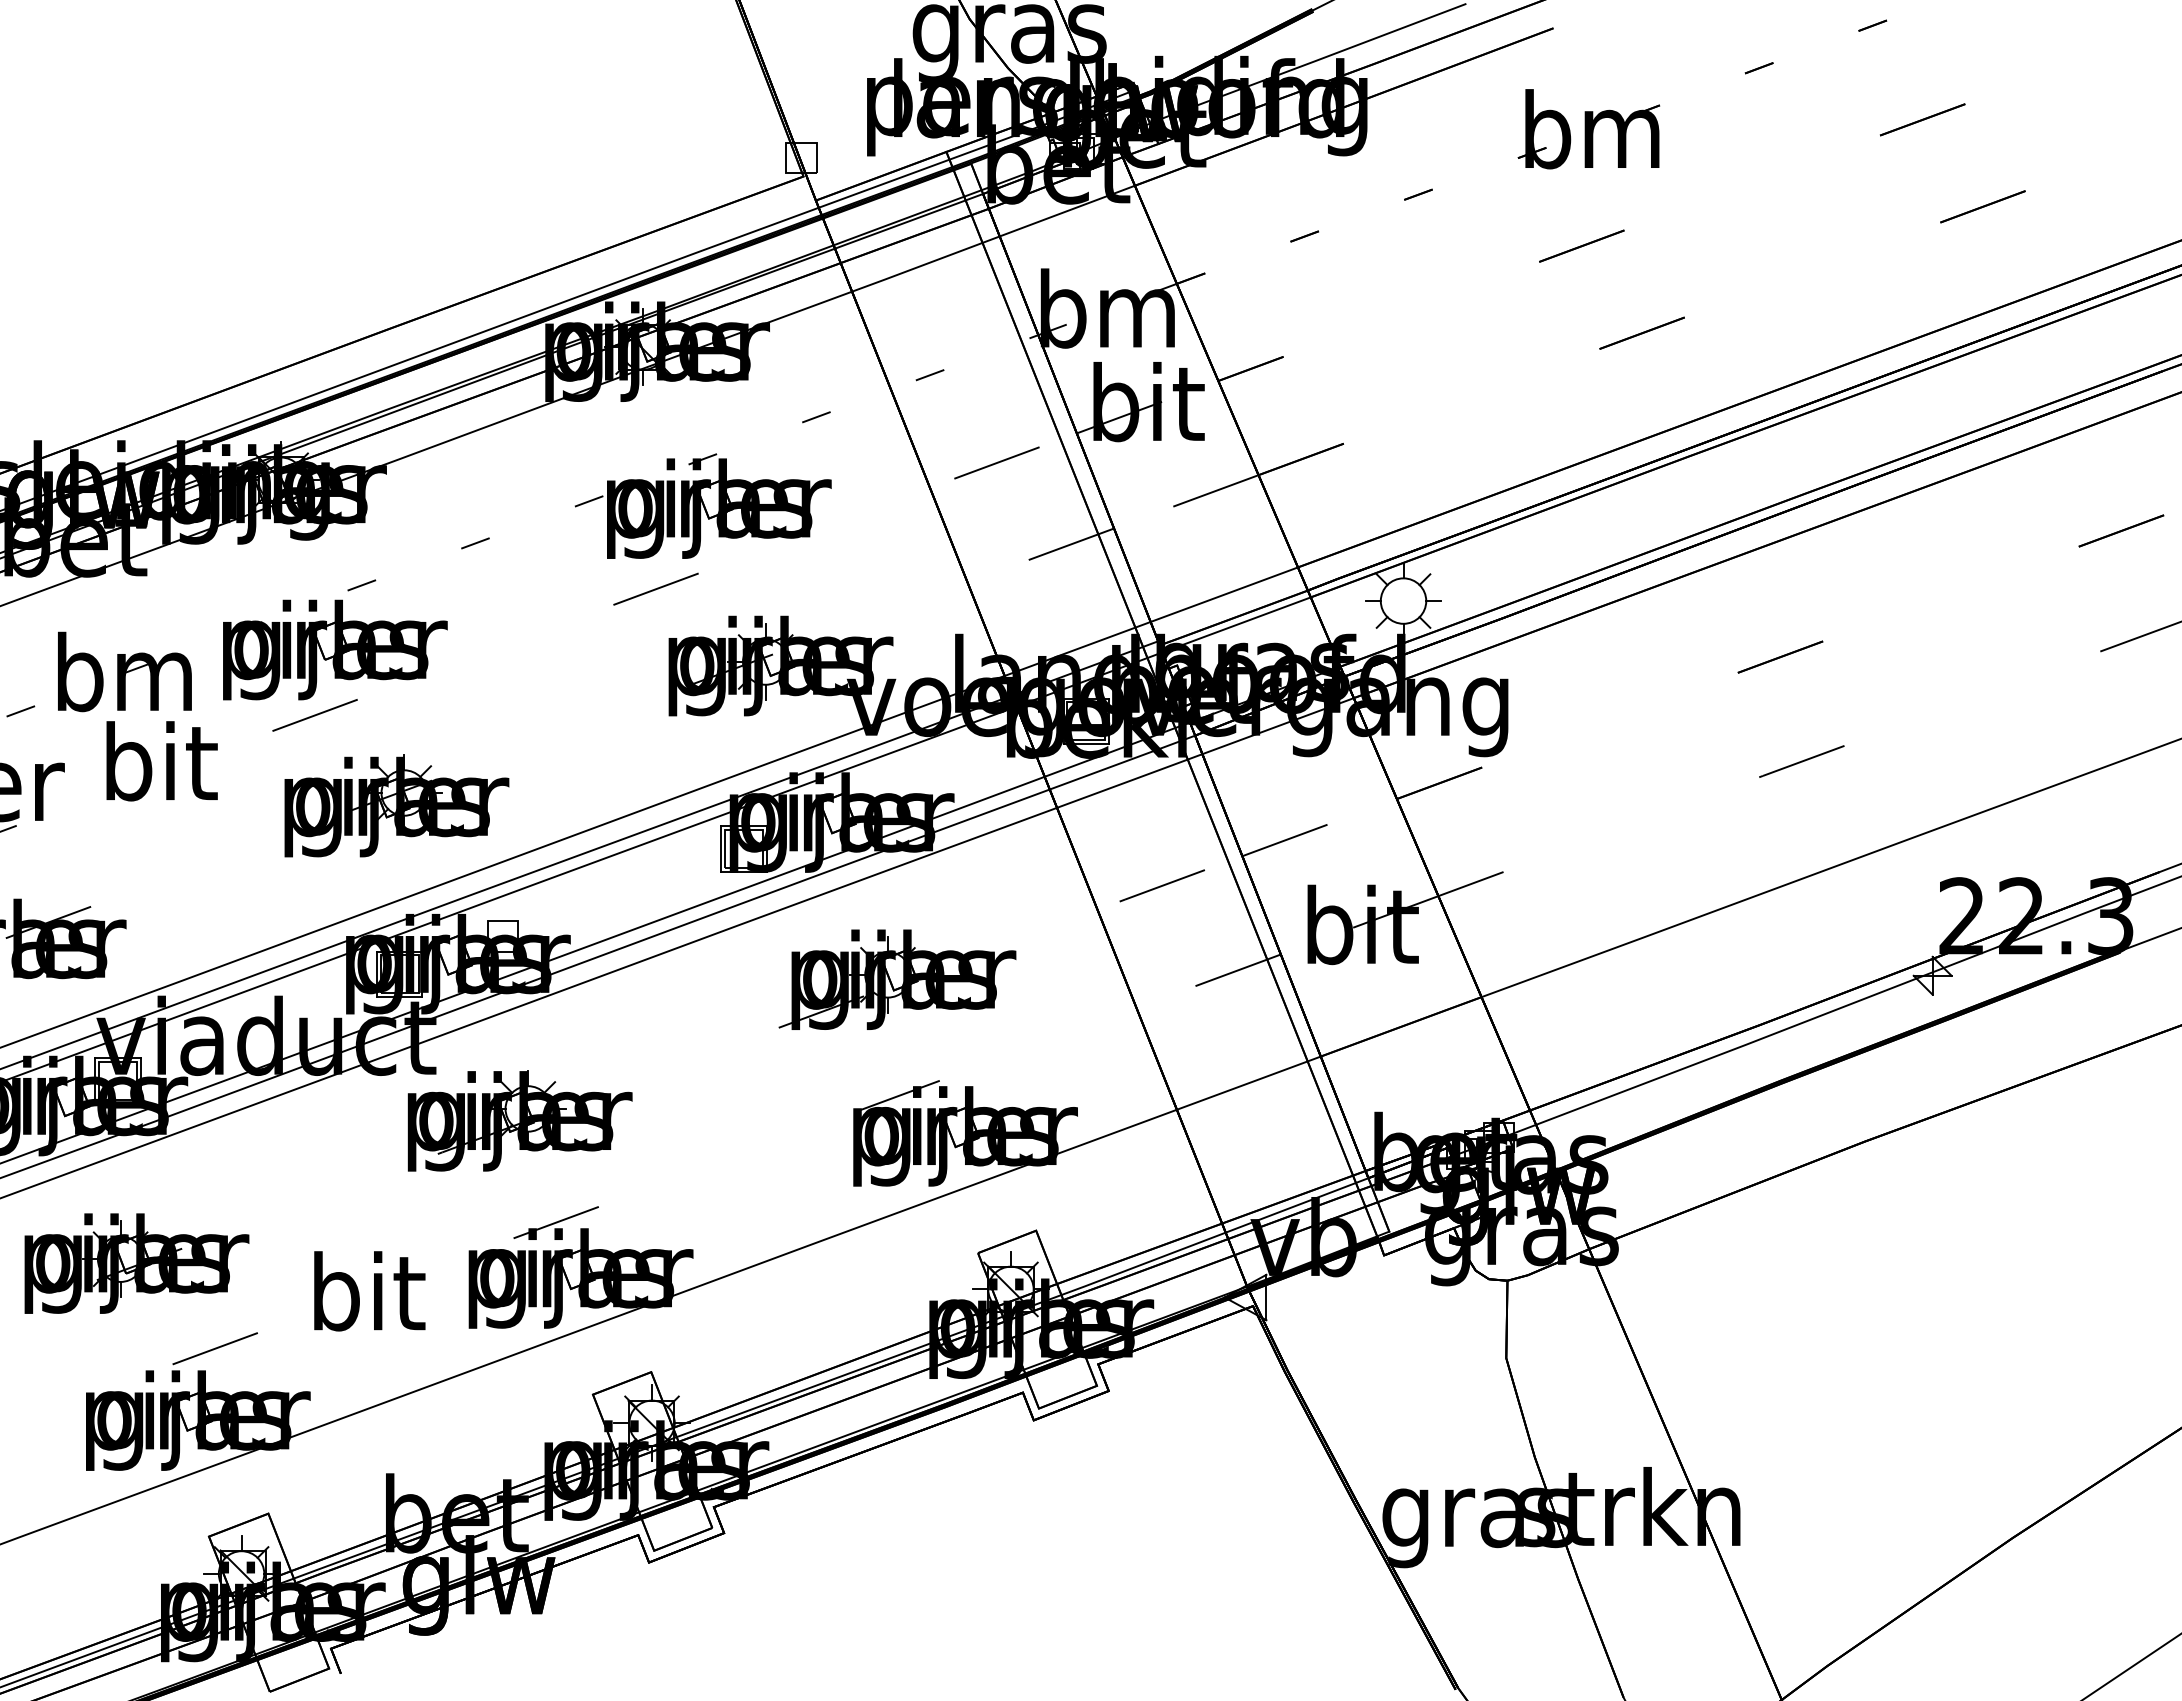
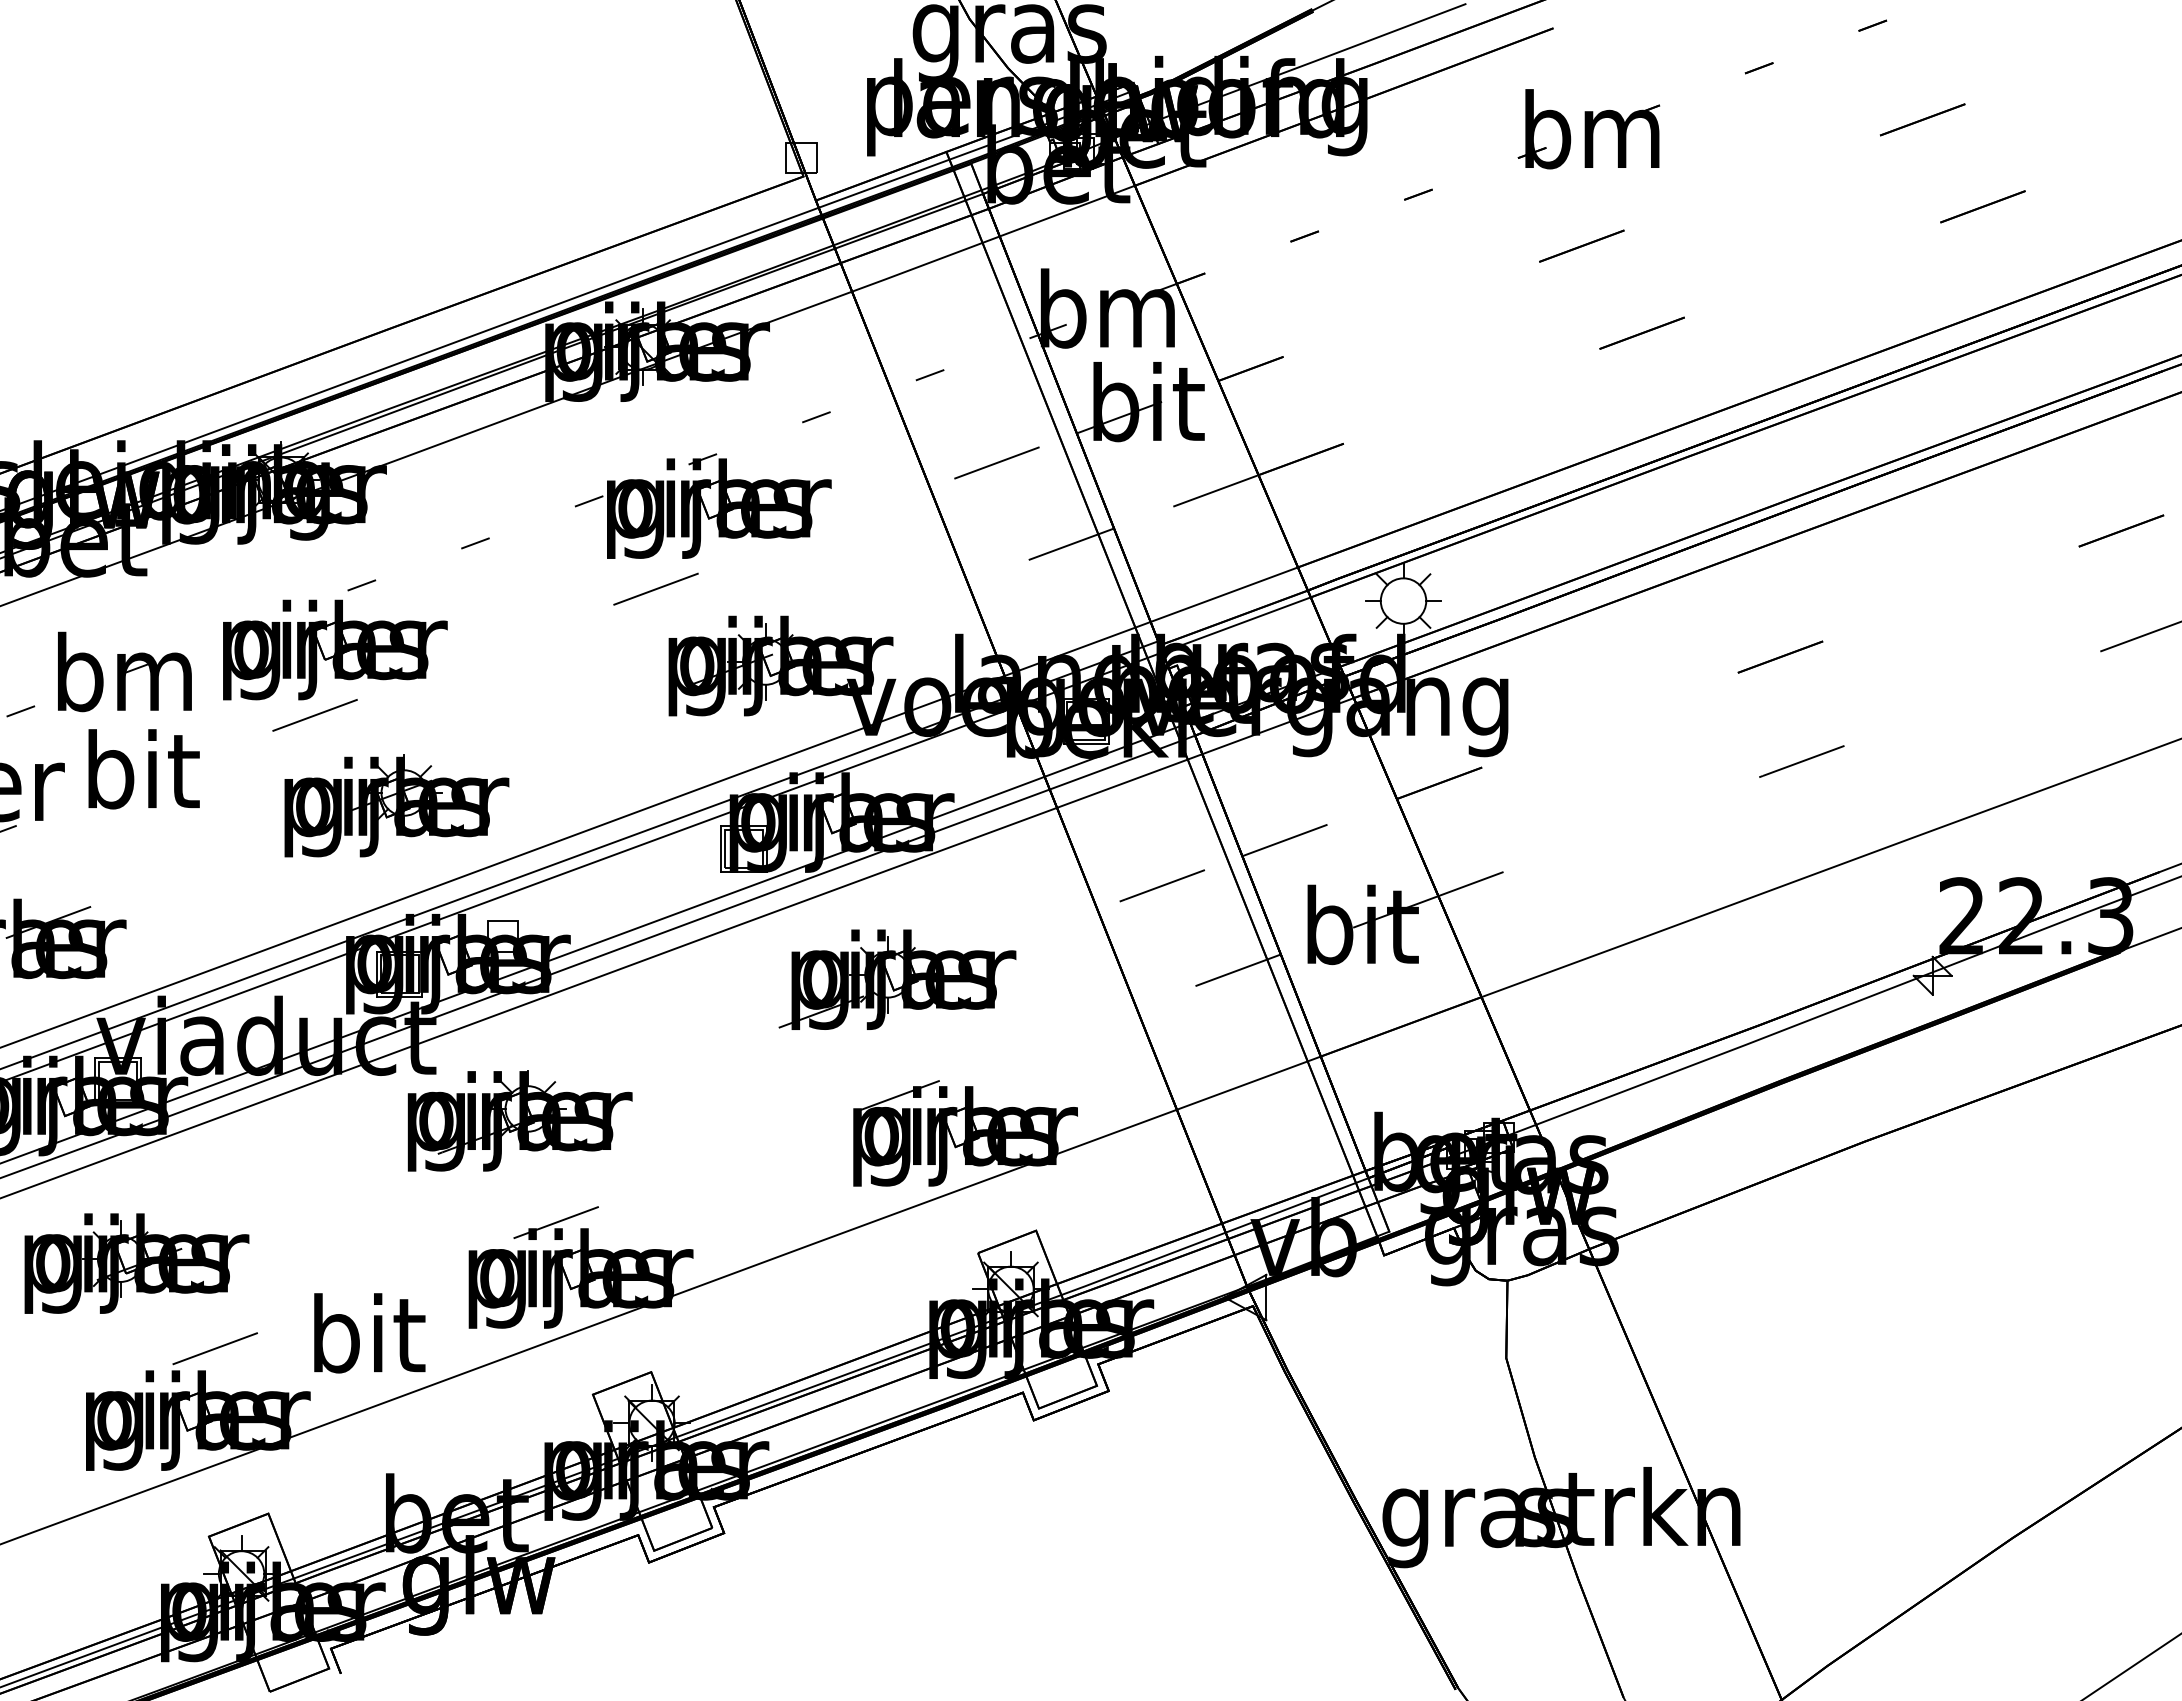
text position: (161, 761) -> (143, 769) (143, 769)
text position: (369, 1291) -> (369, 1333) (369, 1333)
